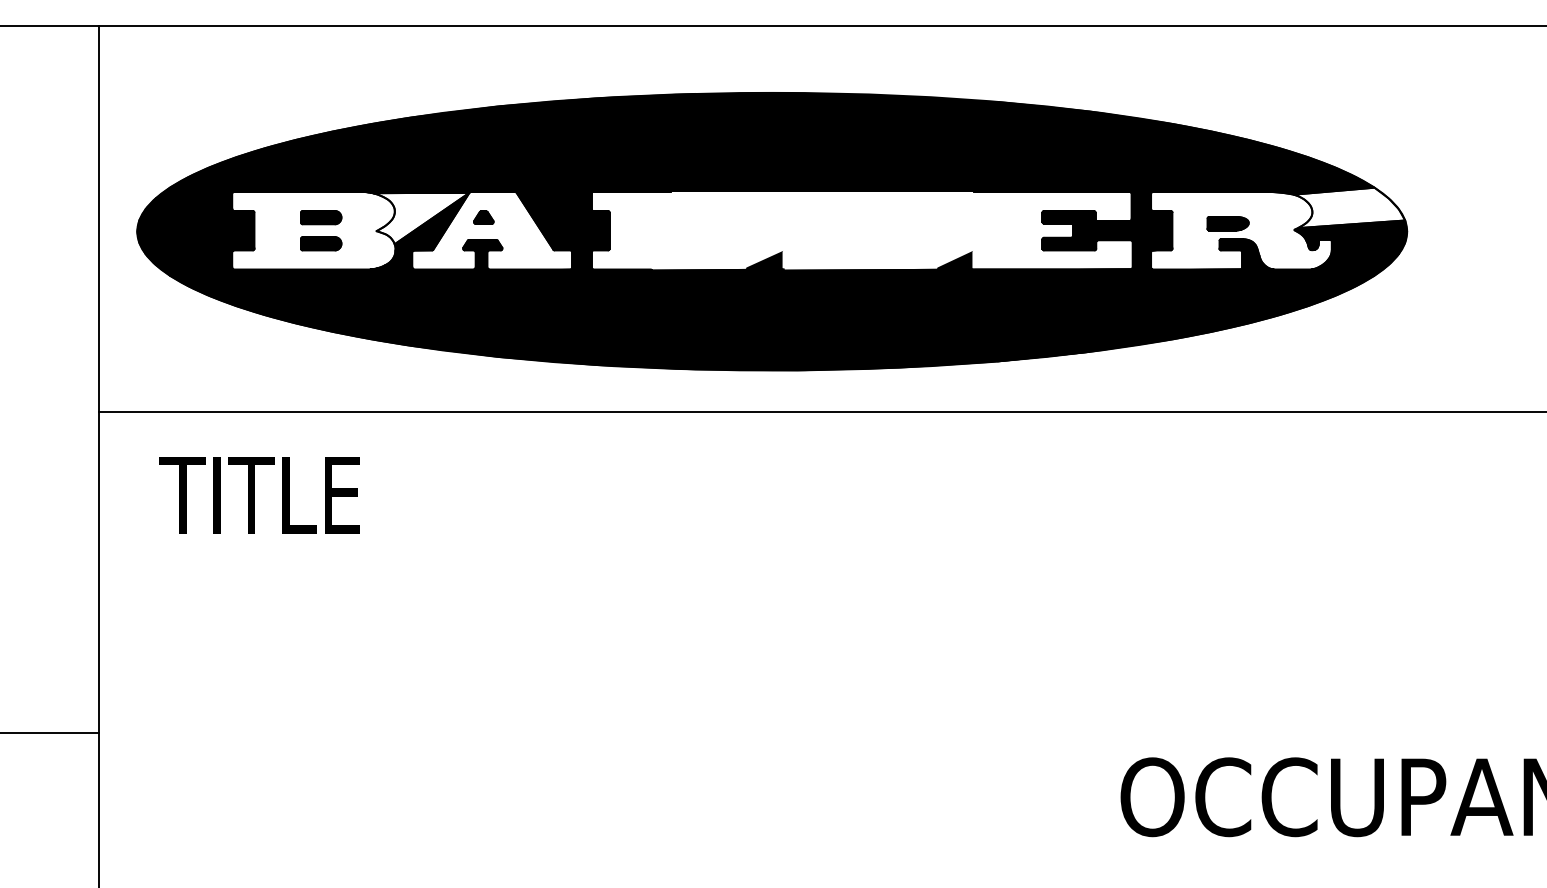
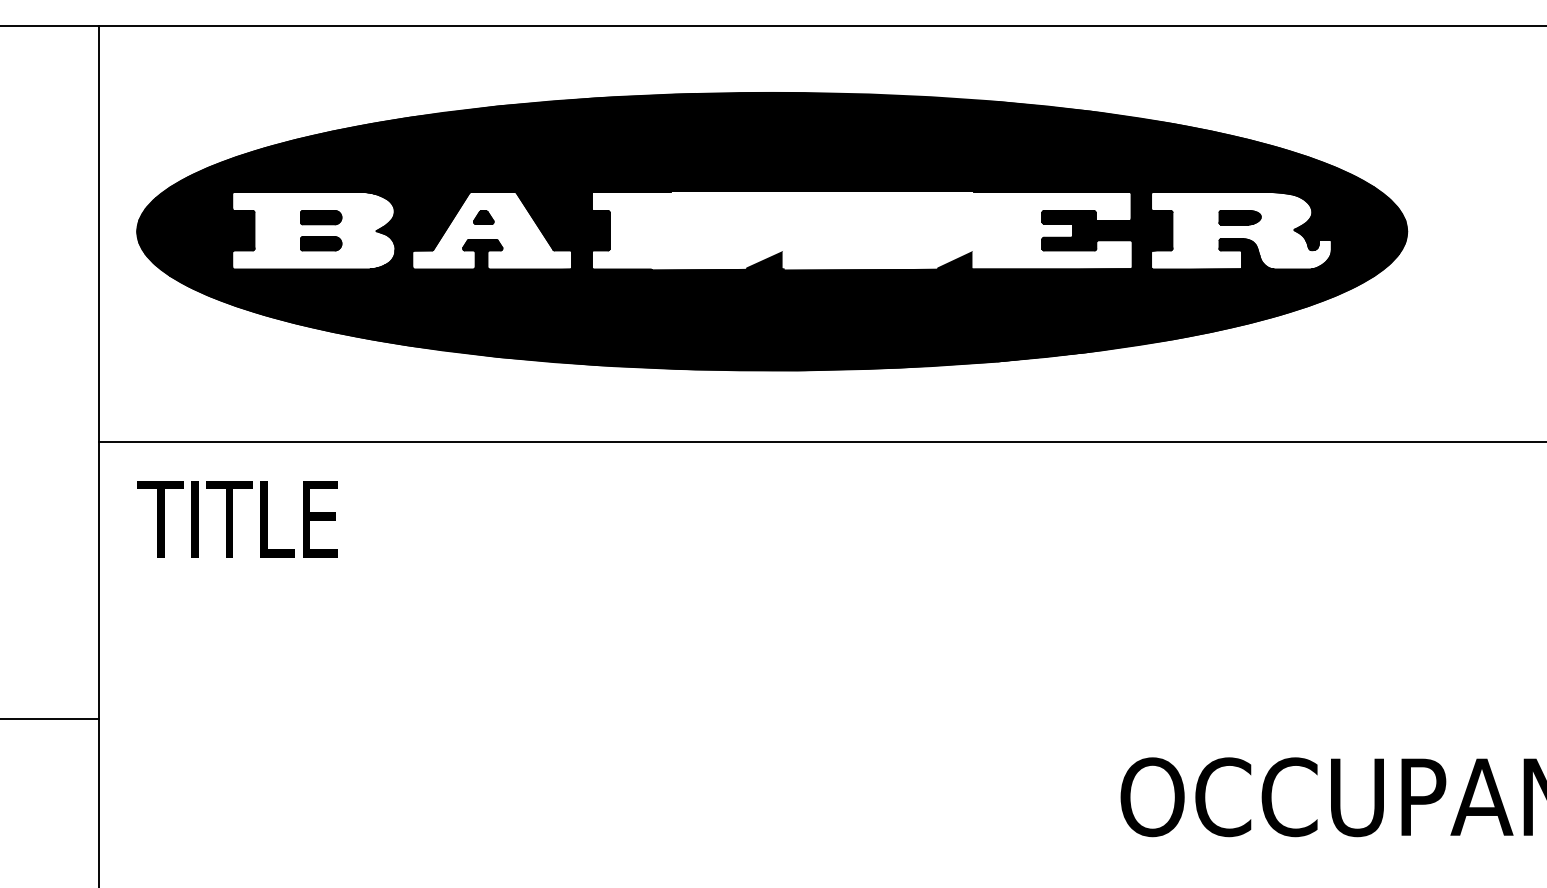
fill: none -> present (1349, 207)
fill: none -> present (421, 218)
part position: (1227, 223) -> (1239, 217) (1239, 217)
line position: (821, 412) -> (821, 442) (821, 442)
text position: (259, 495) -> (237, 519) (237, 519)
line position: (50, 733) -> (50, 719) (50, 719)
